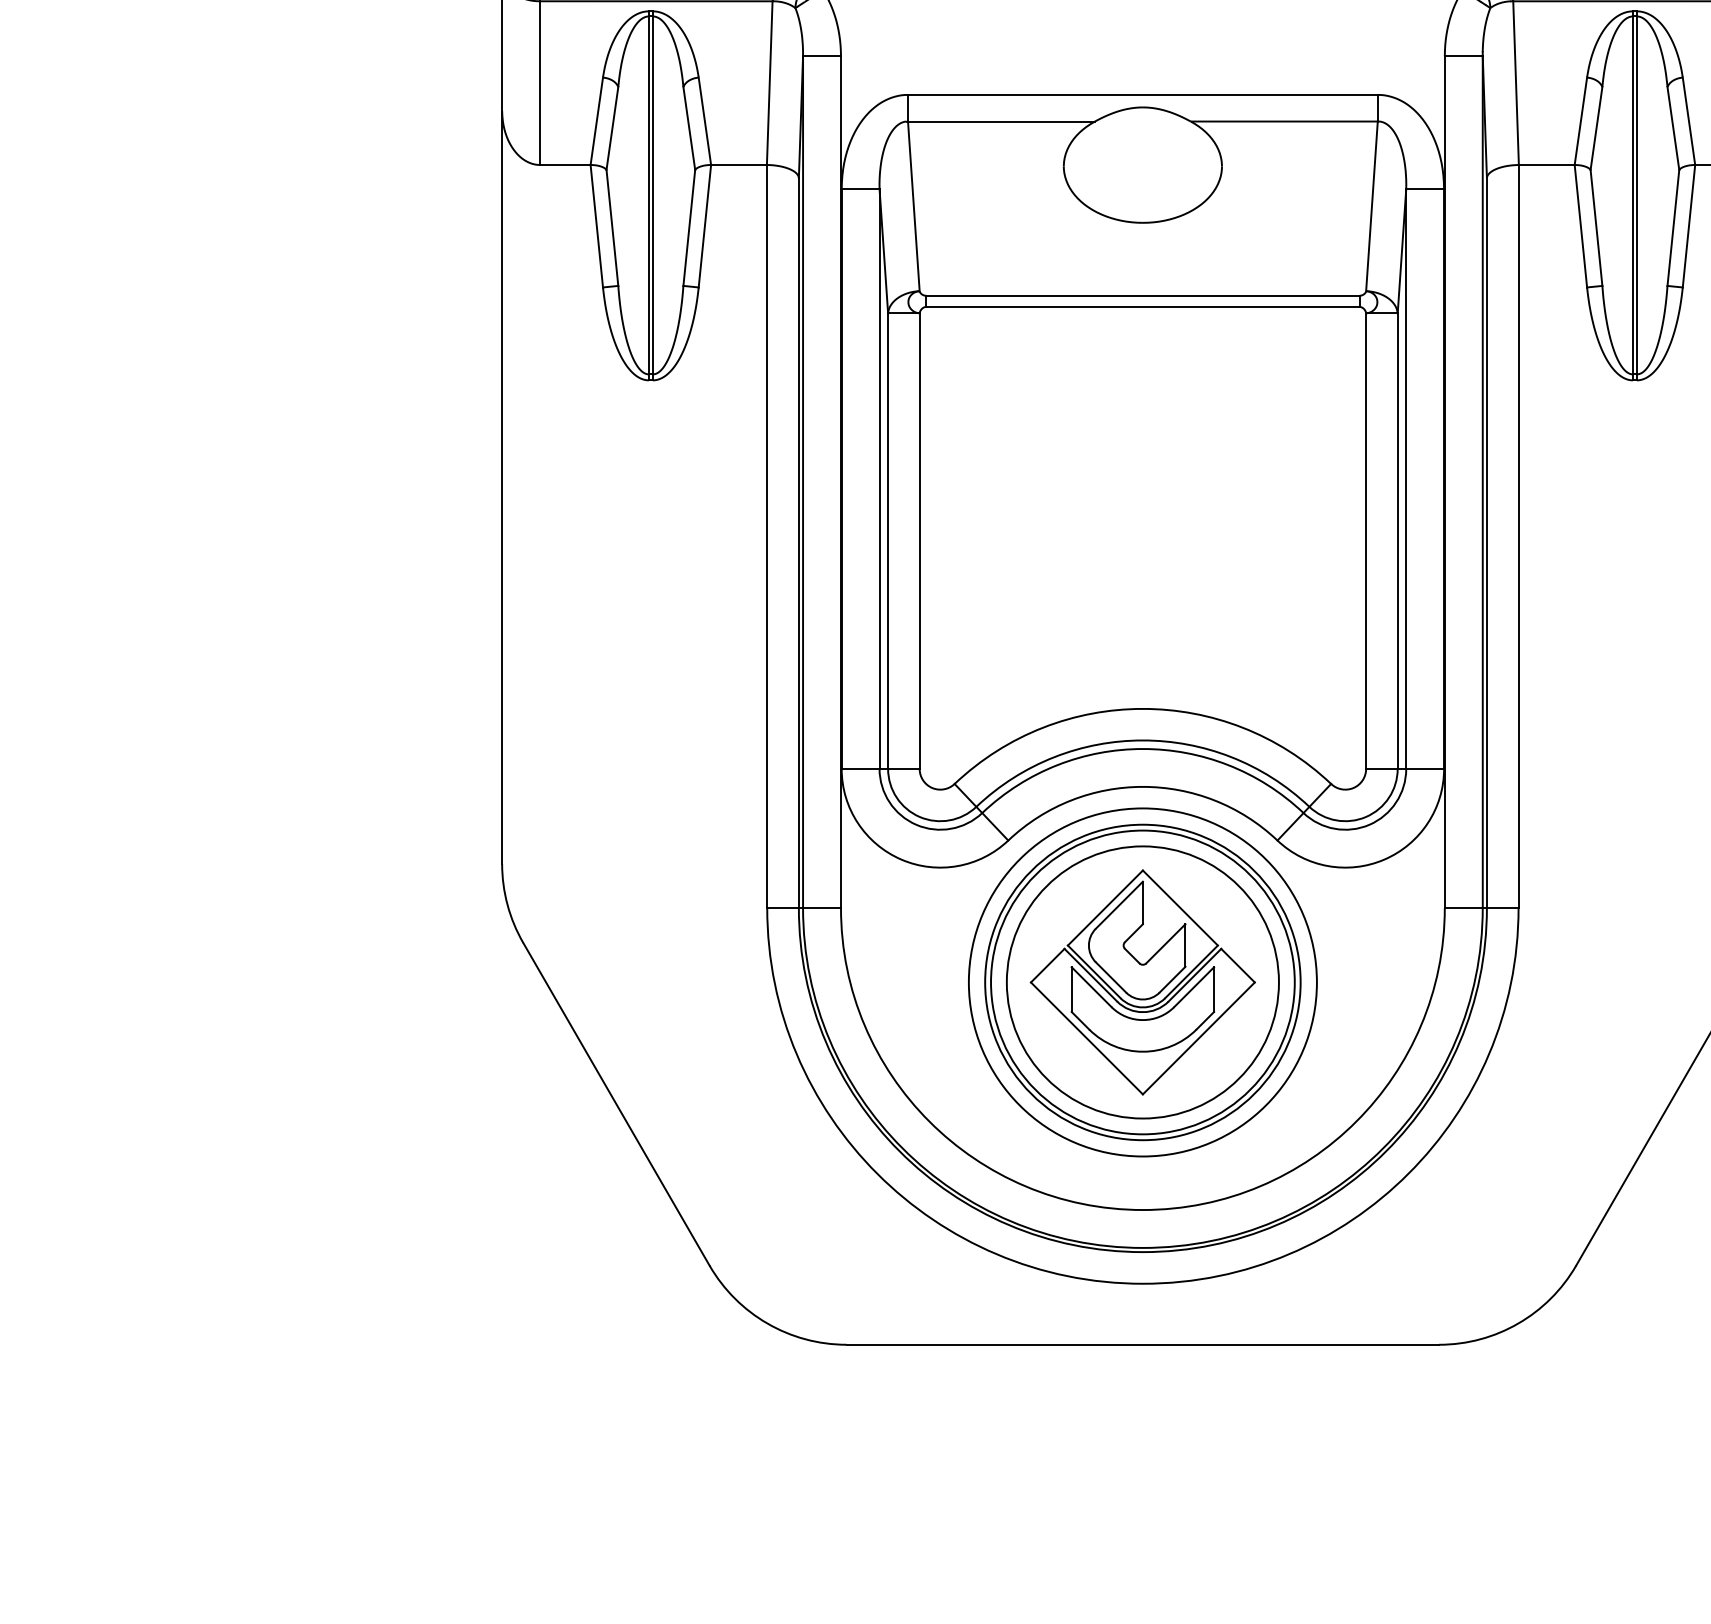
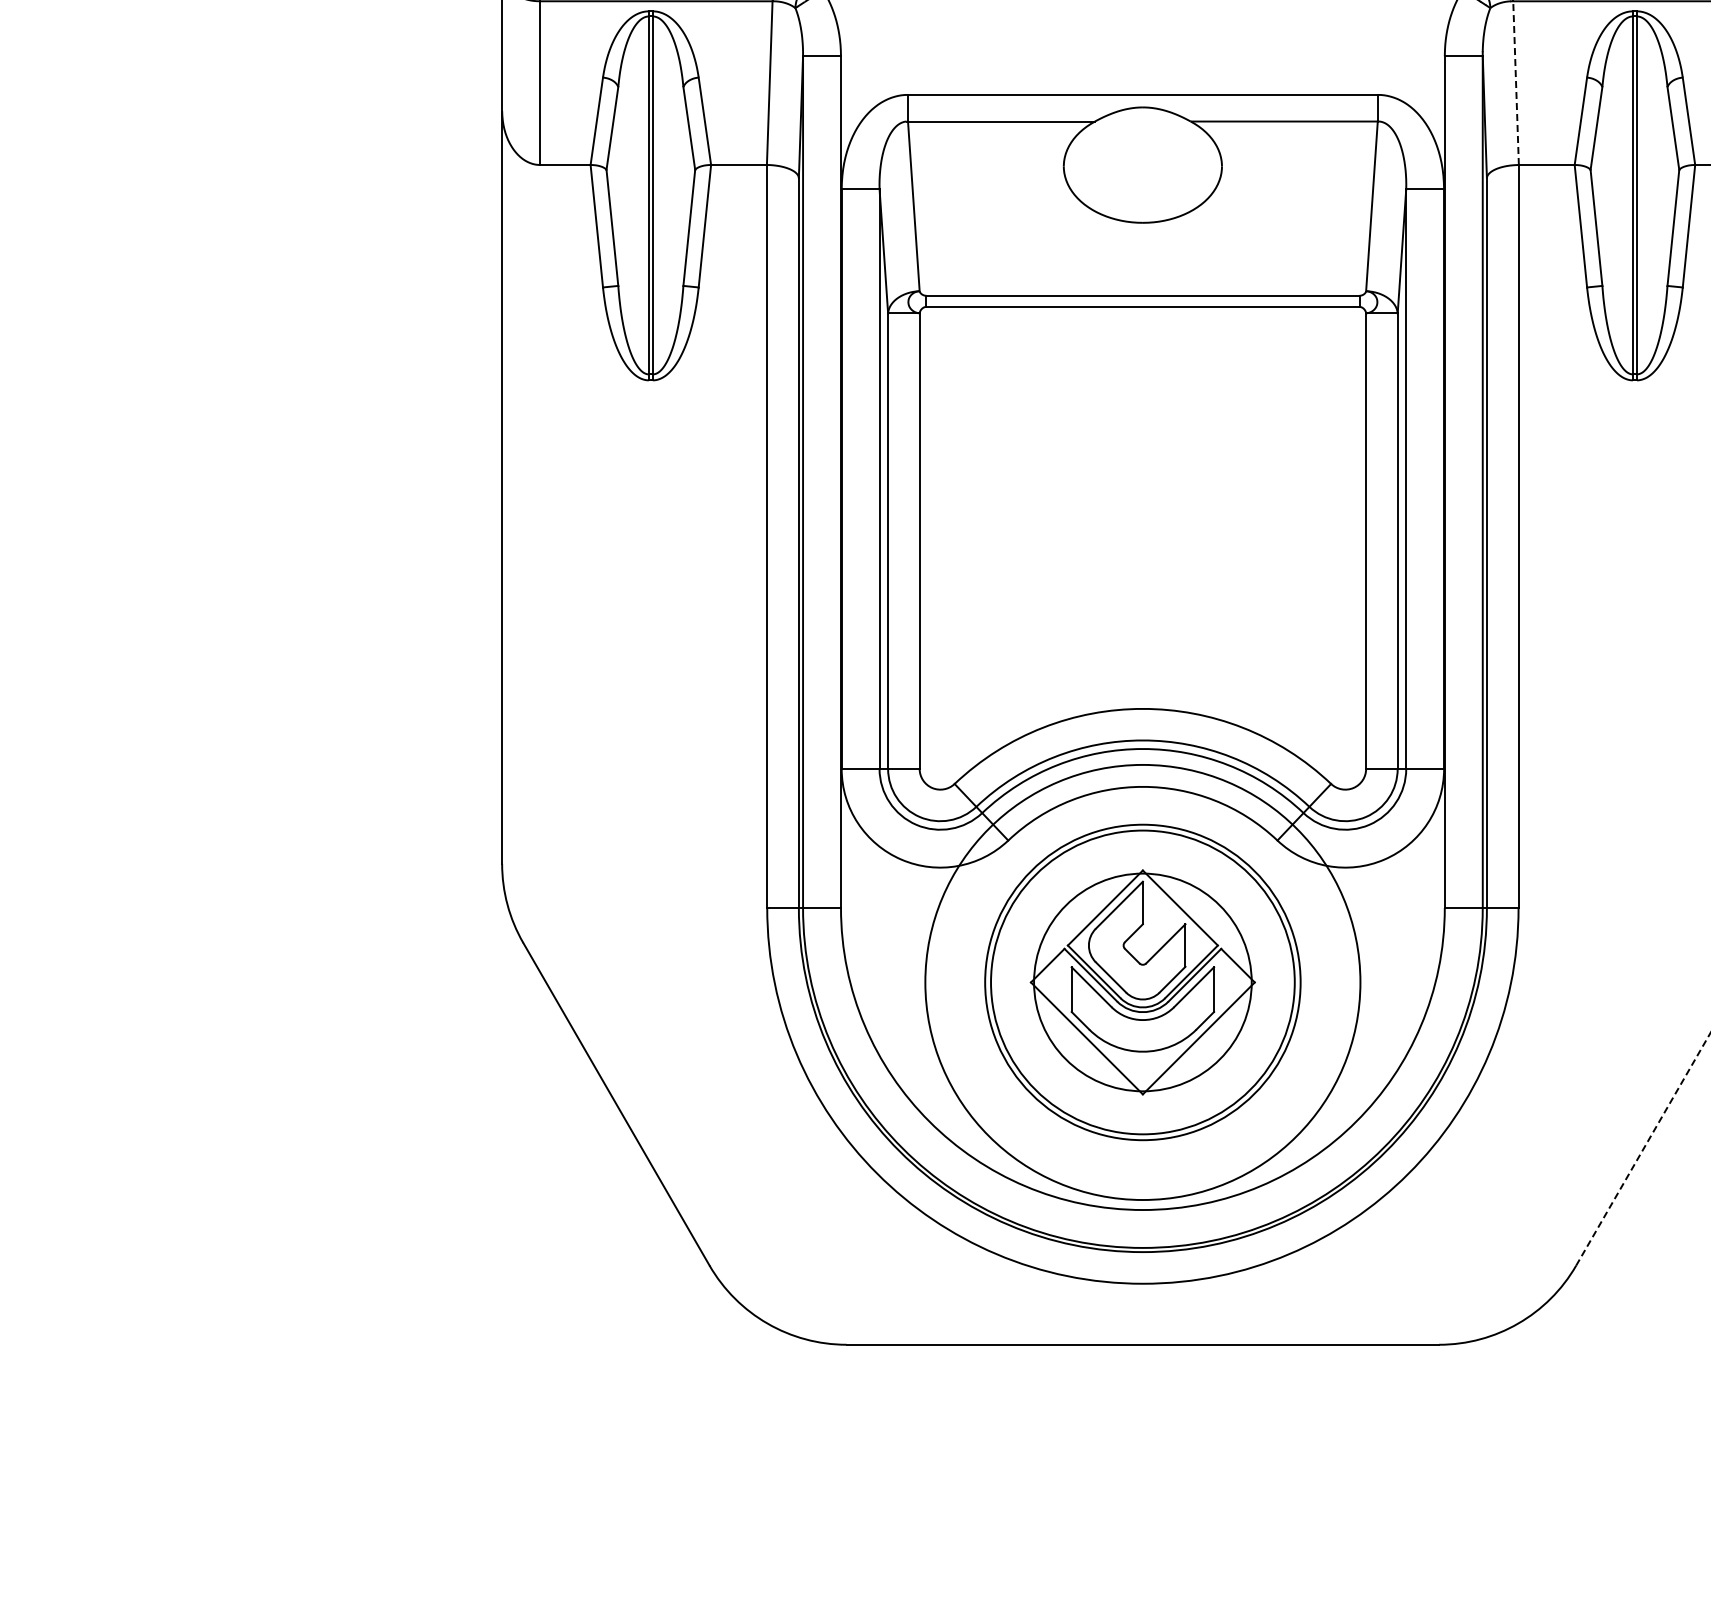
line: solid -> dashed (1516, 83)
circle diameter: 272 px -> 218 px (1142, 982)
circle diameter: 348 px -> 435 px (1142, 982)
line: solid -> dashed (1643, 1148)
